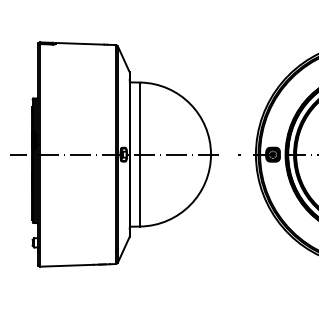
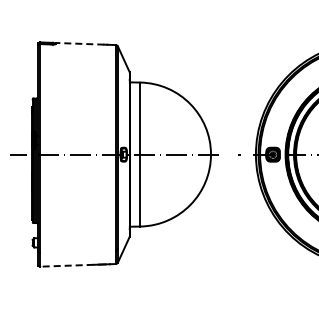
line: solid -> dashed (79, 43)
line: solid -> dashed (66, 265)
